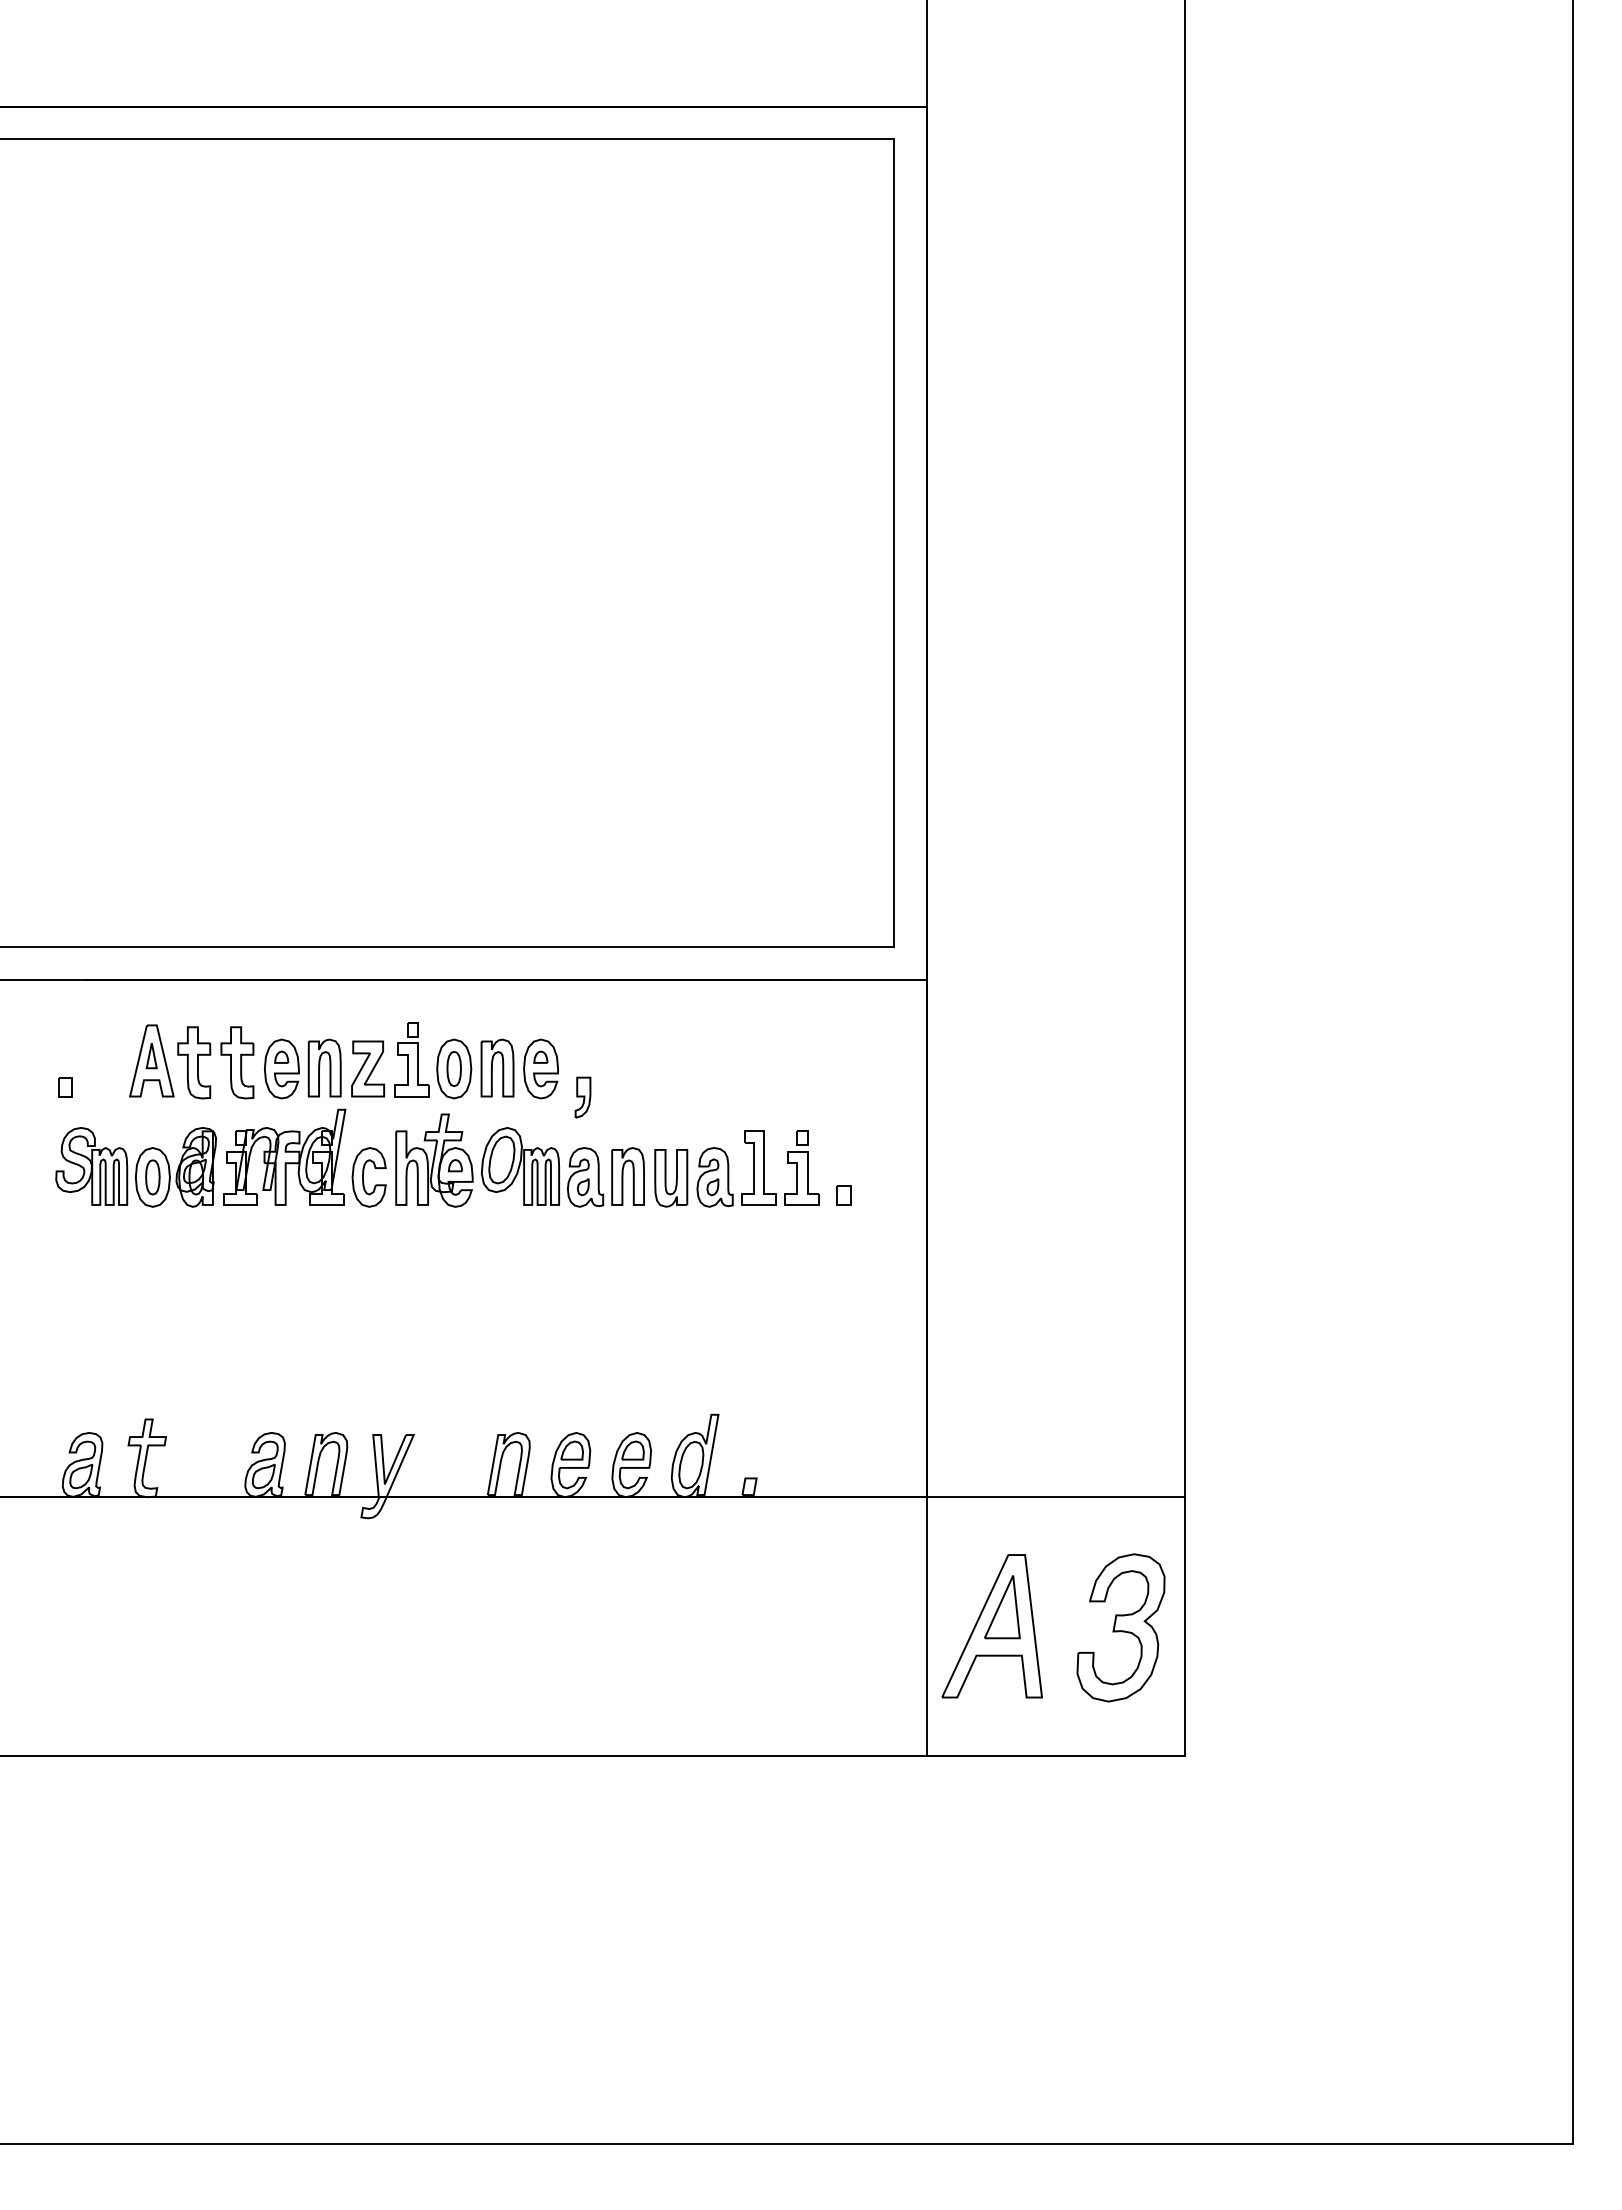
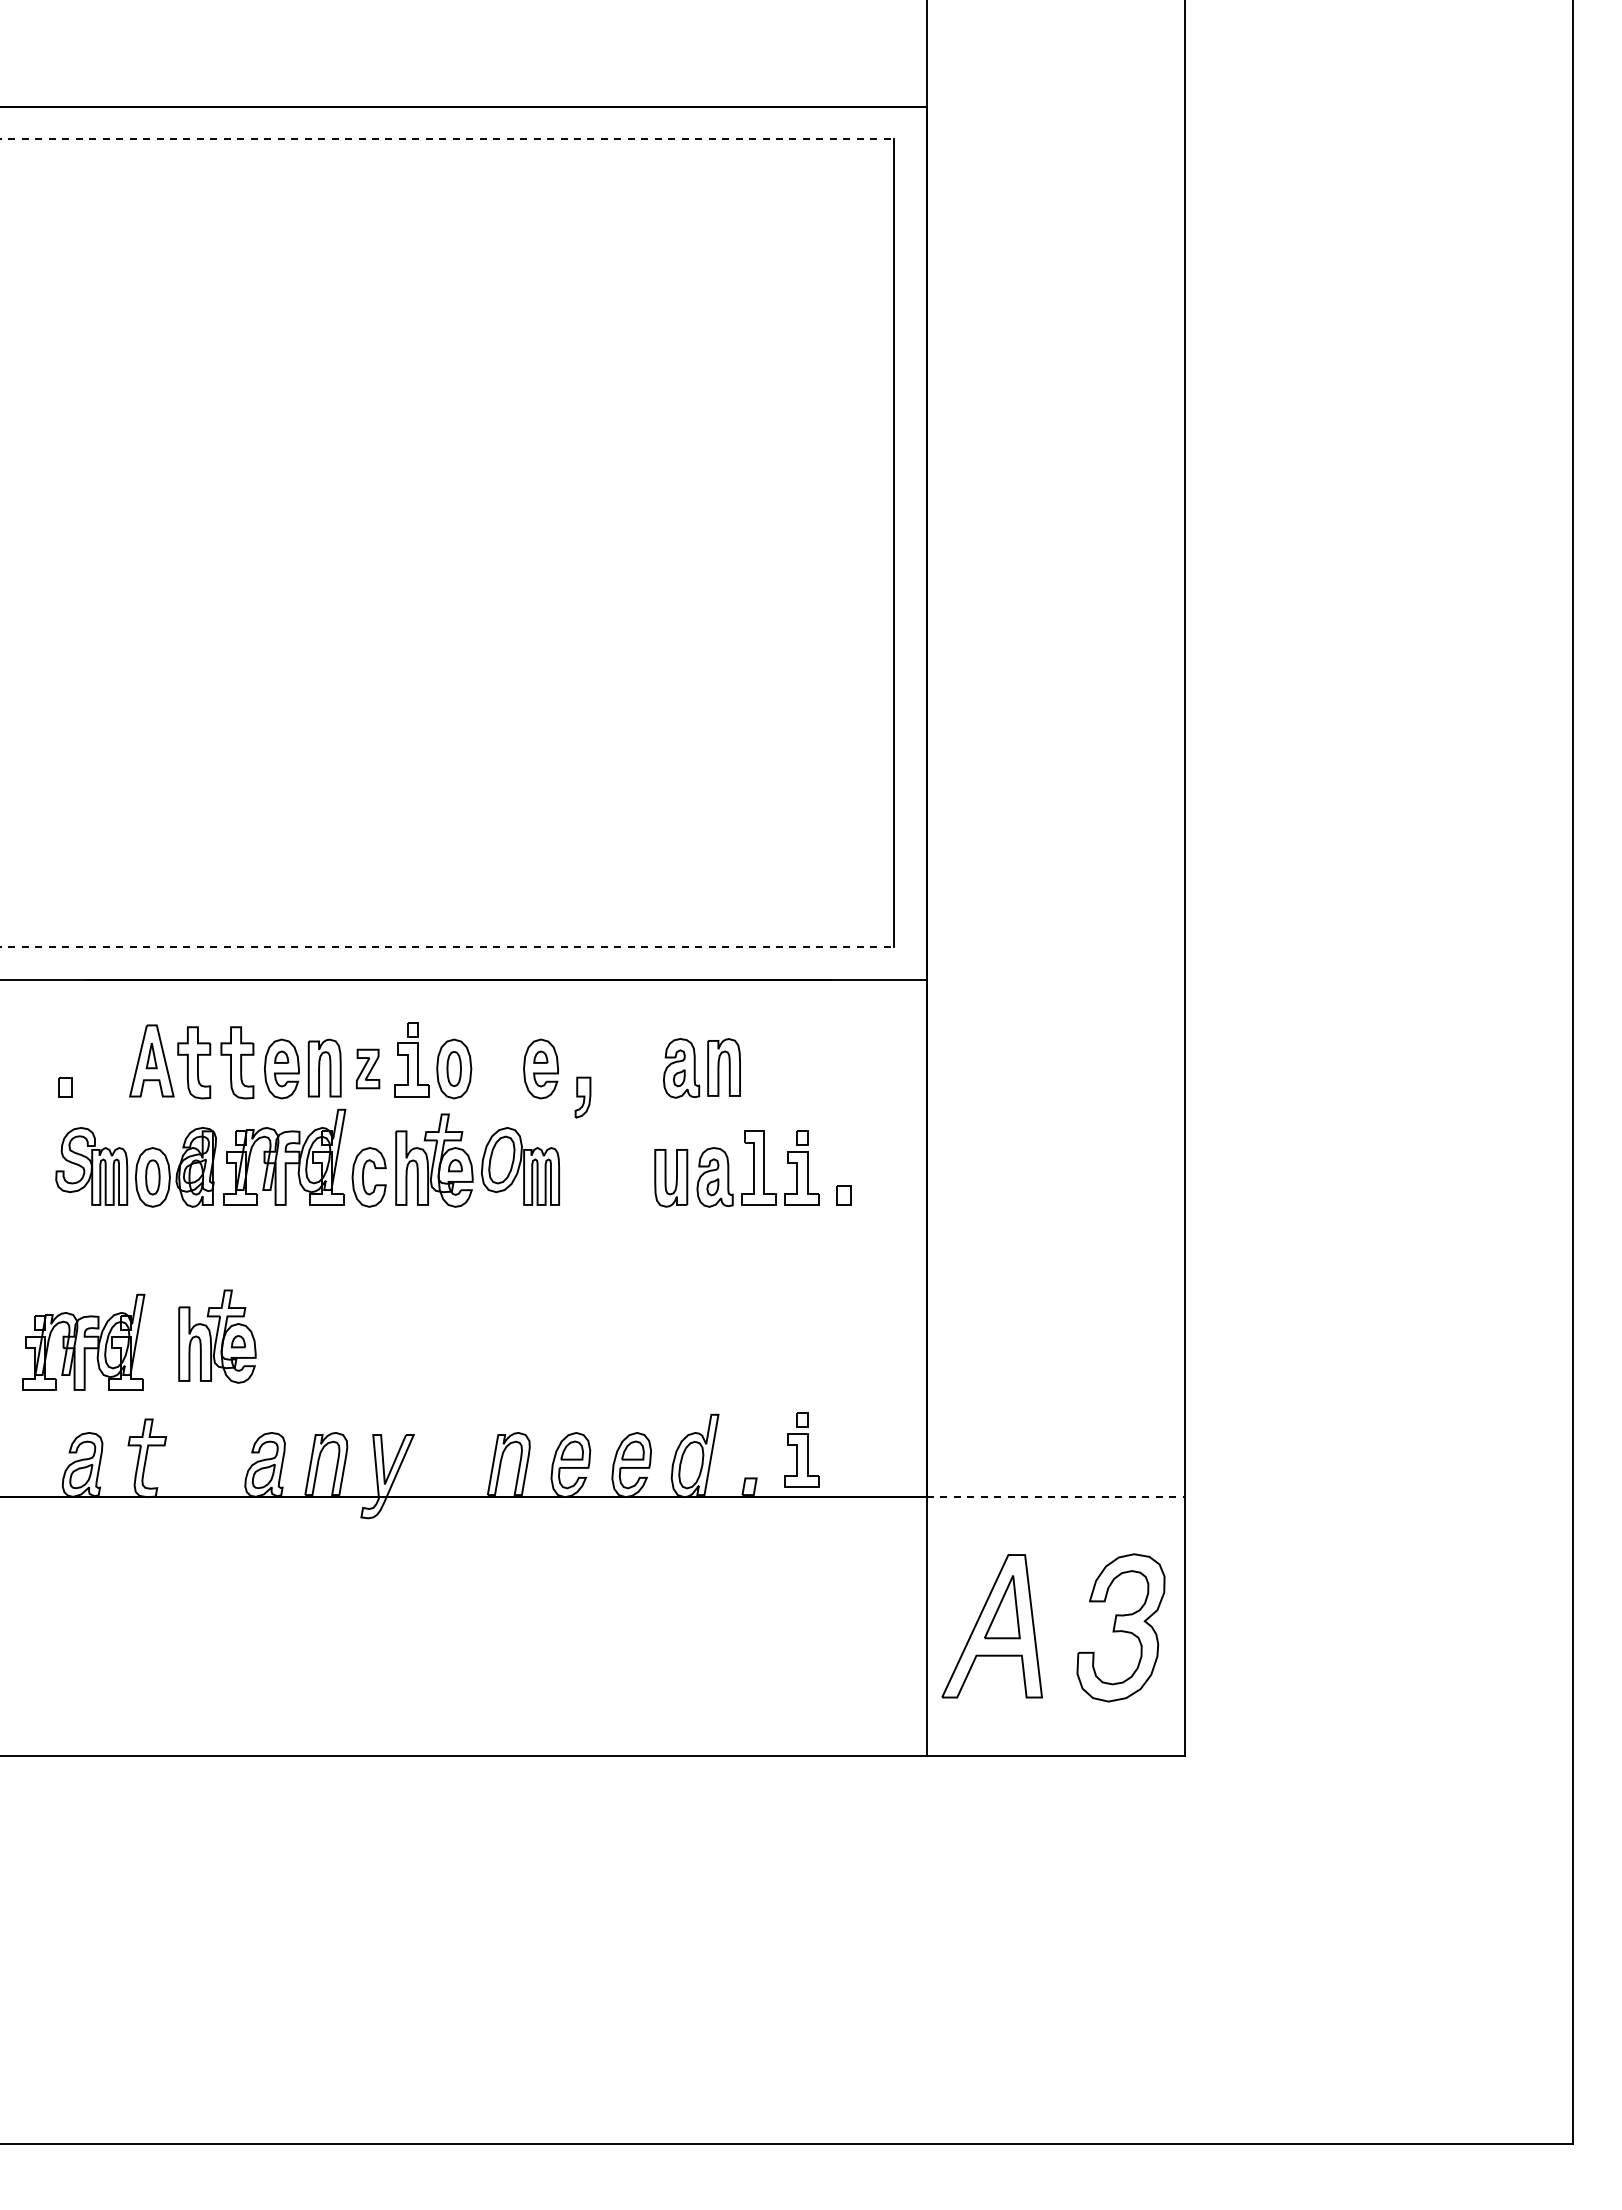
line: solid -> dashed (447, 139)
line: solid -> dashed (447, 947)
part: present -> none (497, 1067)
part size: 34x58 px -> 25x42 px (368, 1068)
part position: (605, 1177) -> (701, 1068) (701, 1068)
part: none -> present (217, 1336)
part: none -> present (83, 1341)
part: none -> present (801, 1449)
line: solid -> dashed (1056, 1497)
